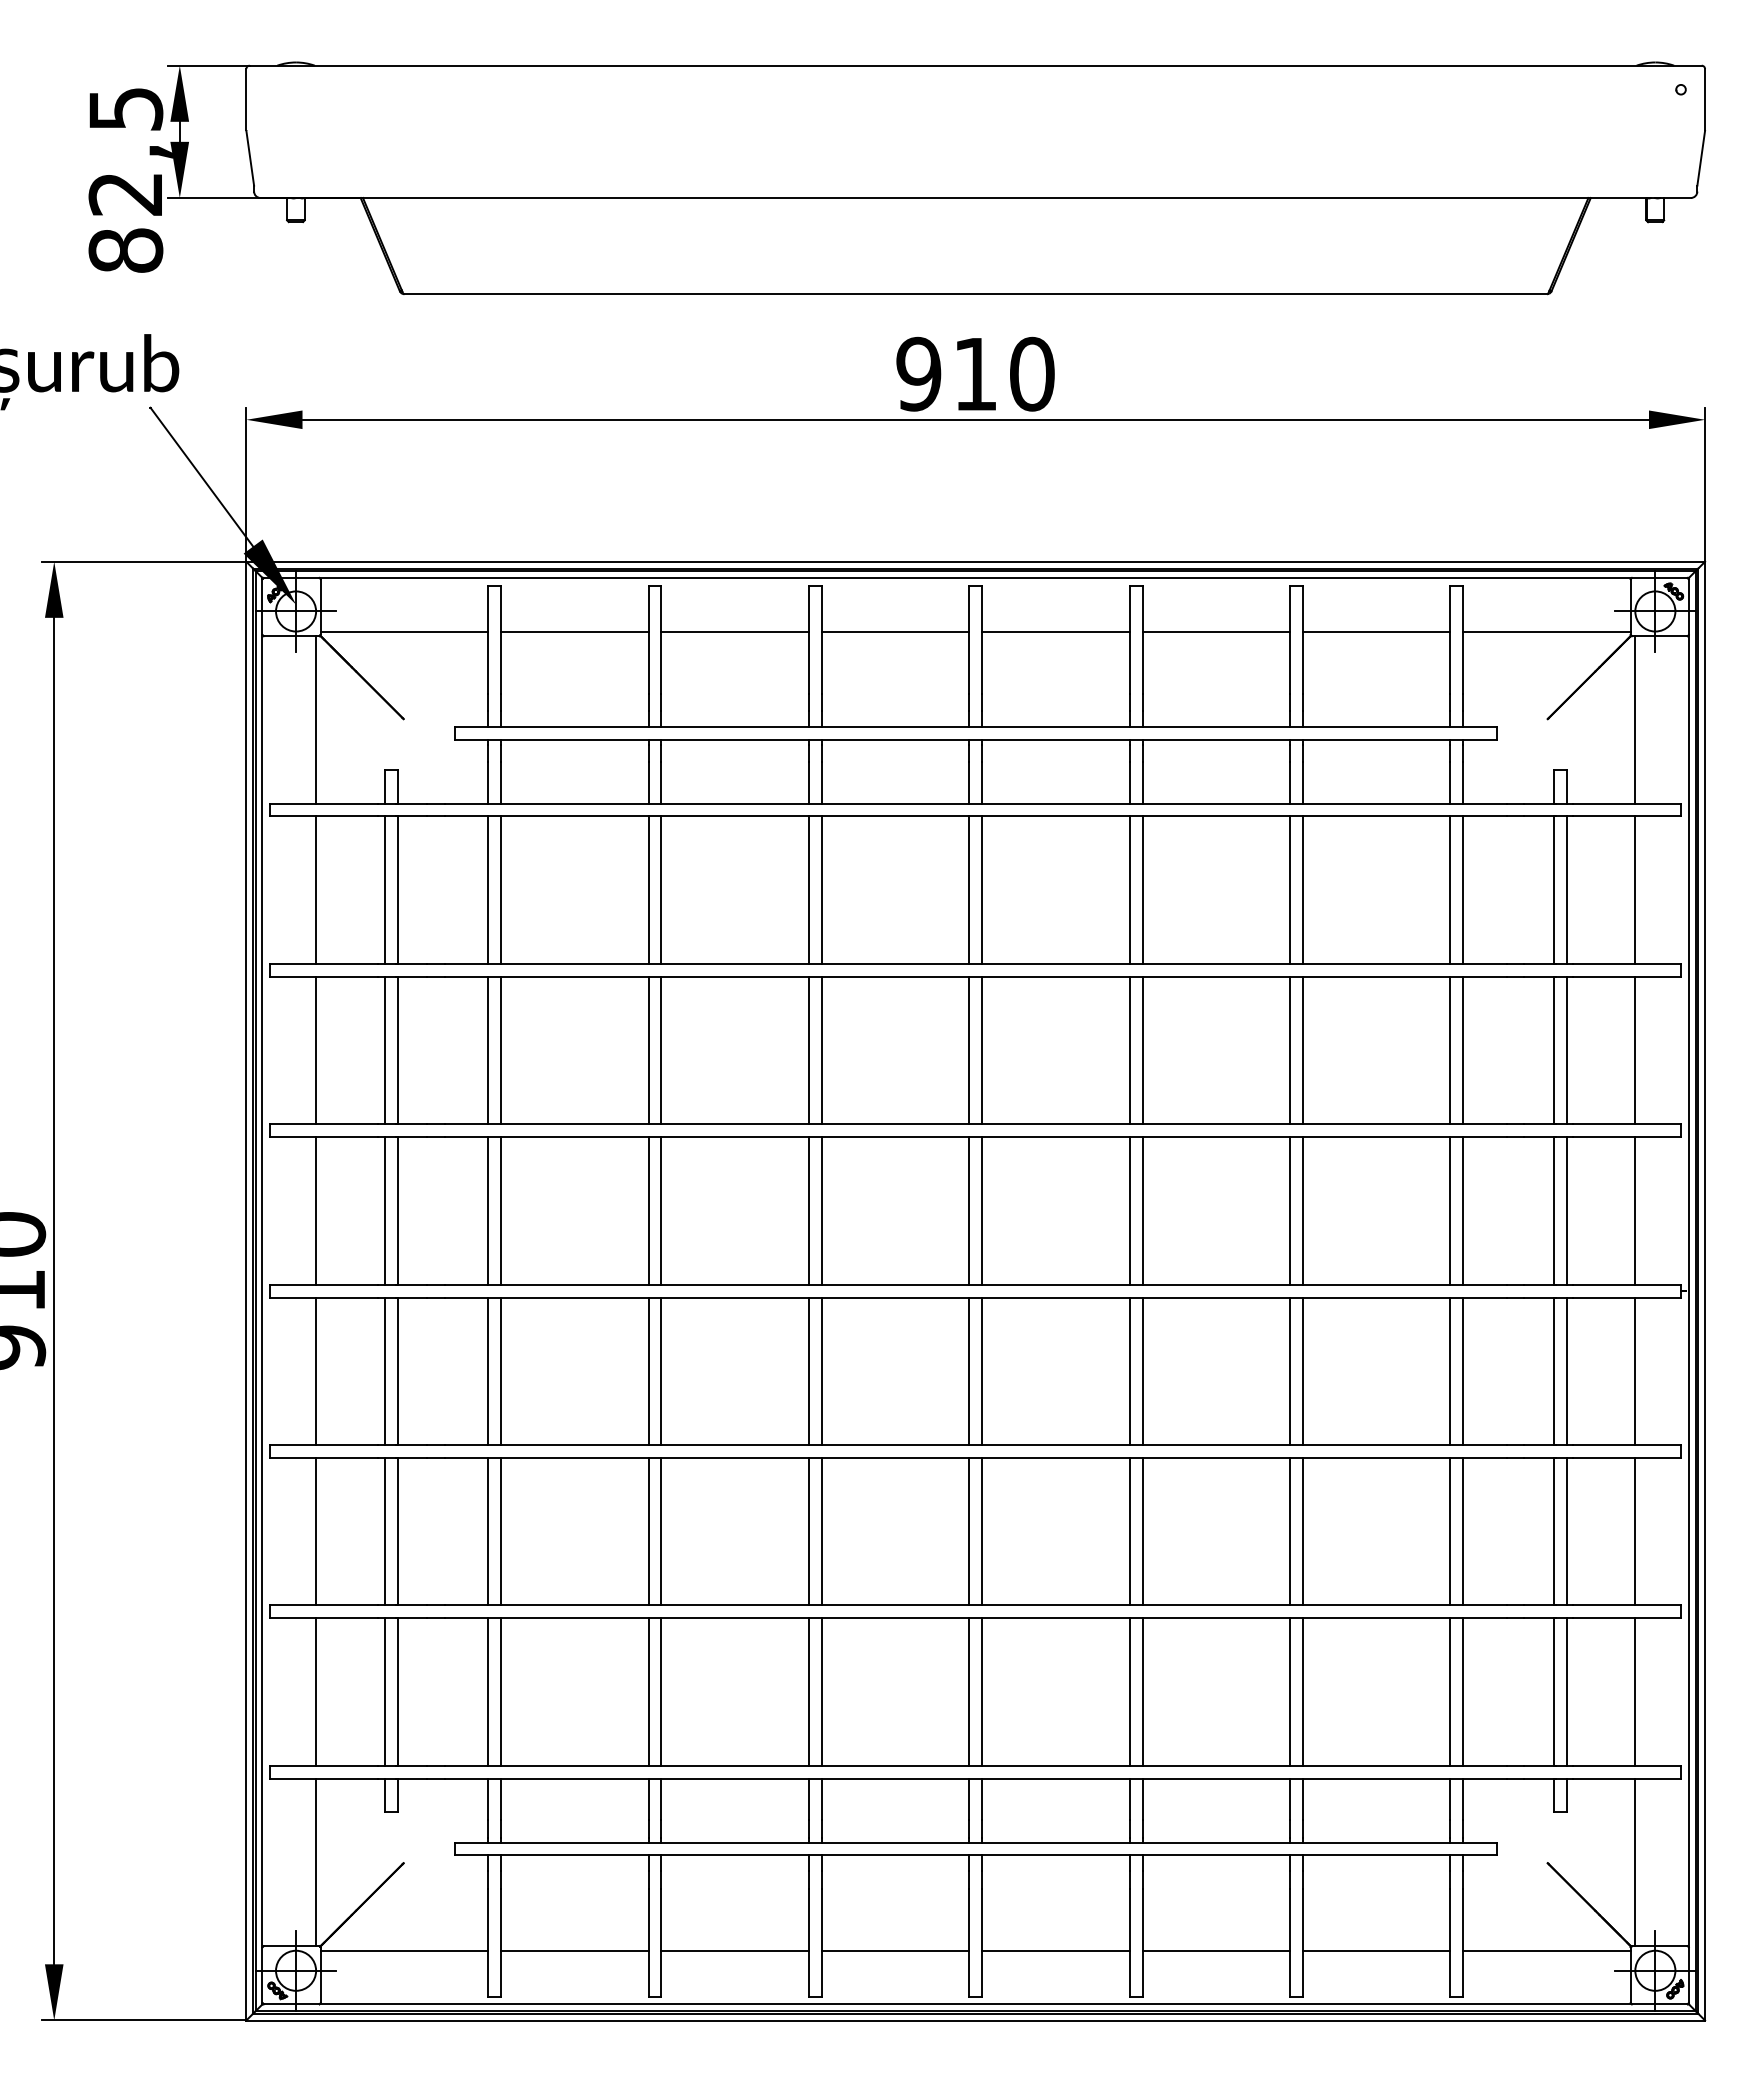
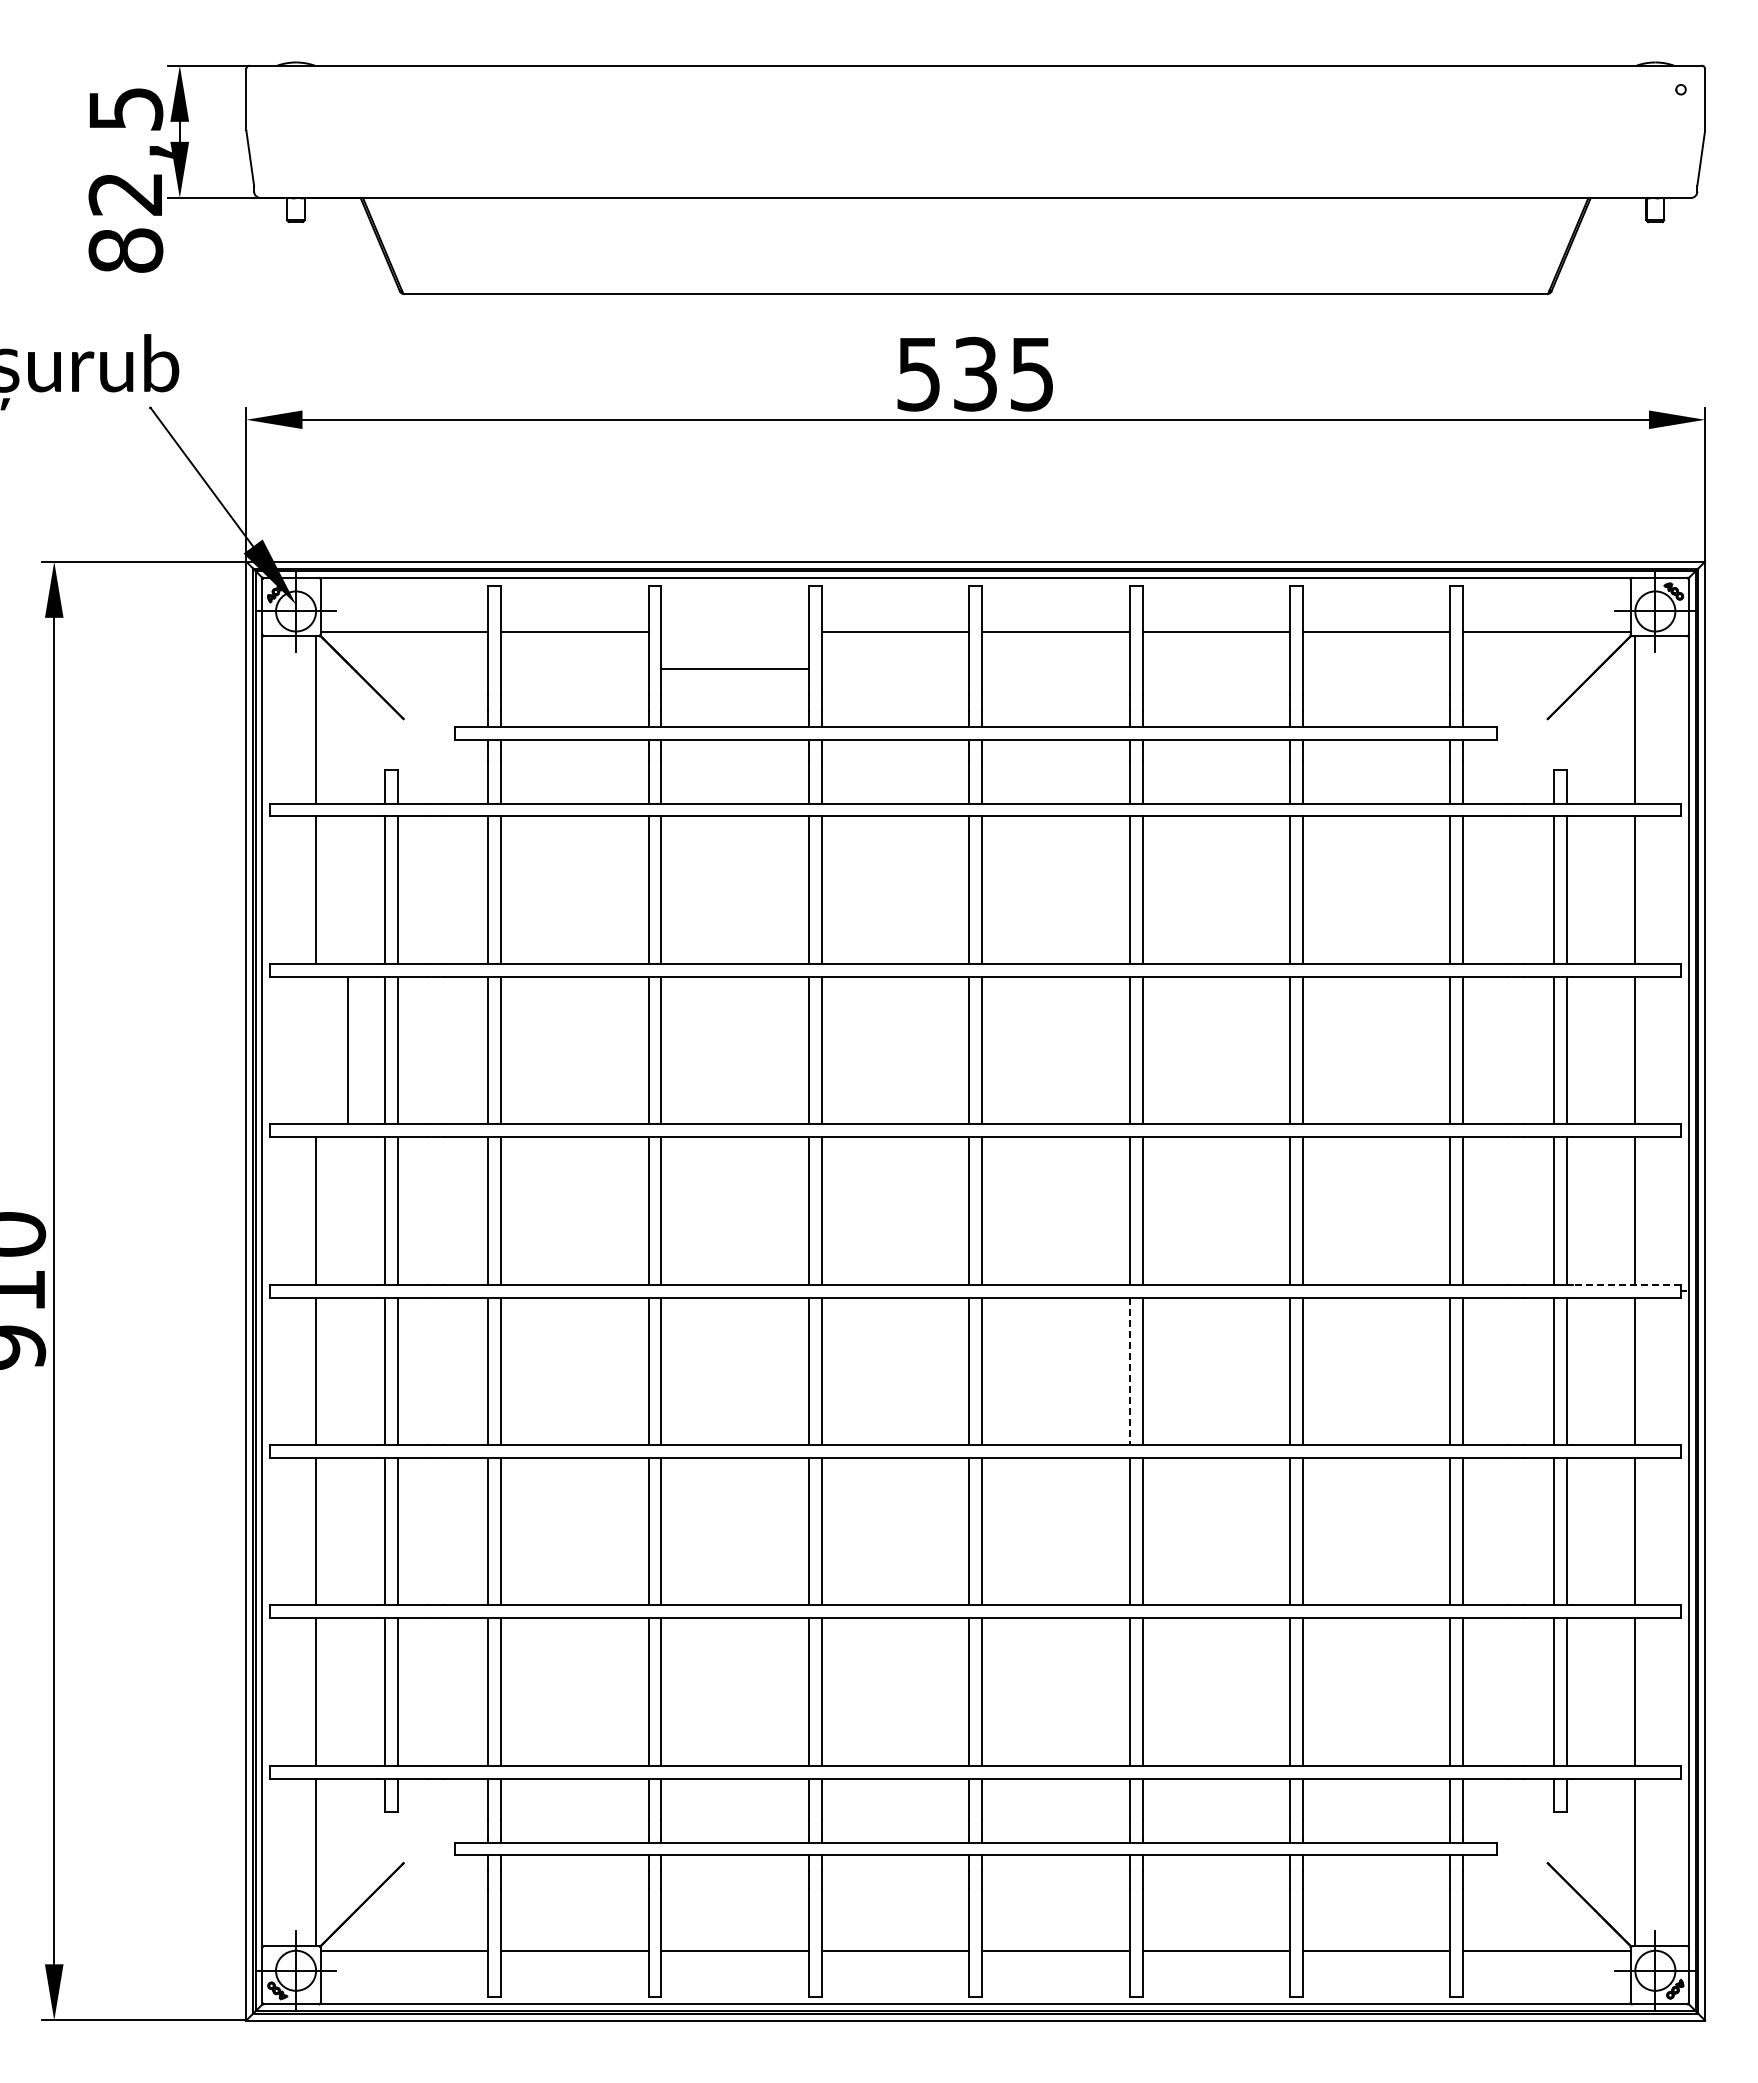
text: 910 -> 535 (975, 373)
line position: (734, 631) -> (734, 668) (734, 668)
line position: (316, 1050) -> (348, 1050) (348, 1050)
line: solid -> dashed (1626, 1284)
line: solid -> dashed (1129, 1371)
